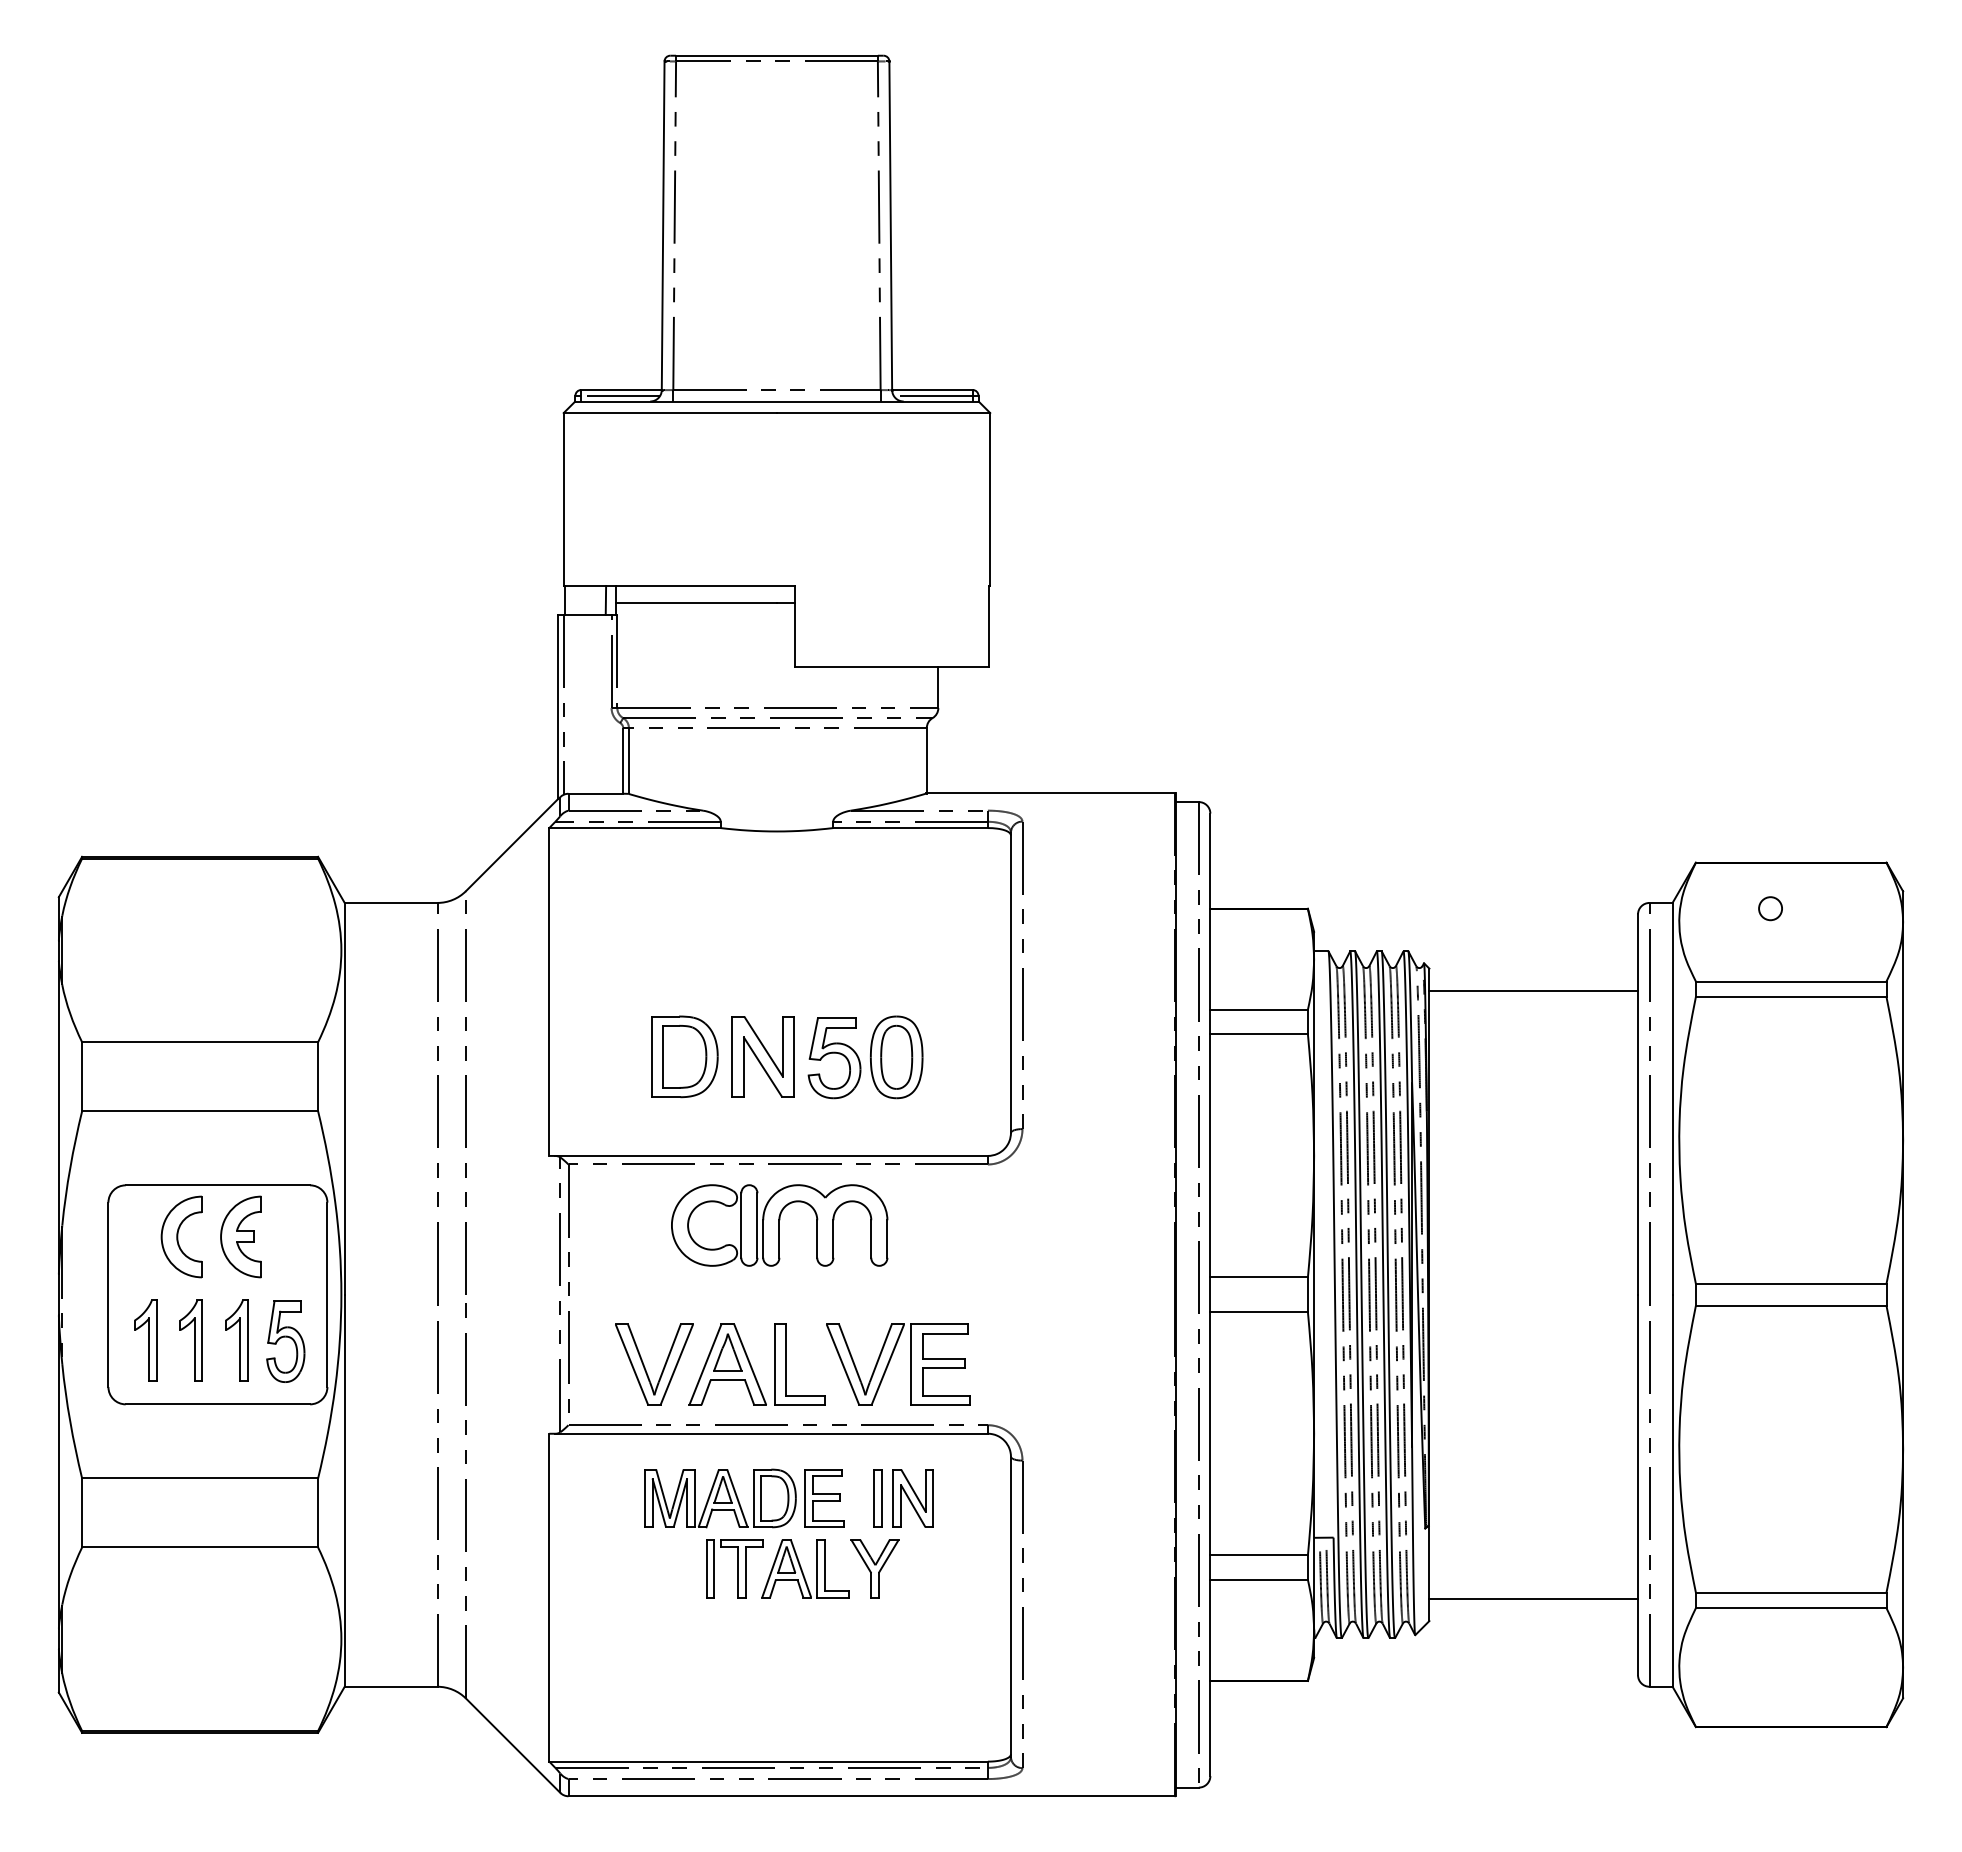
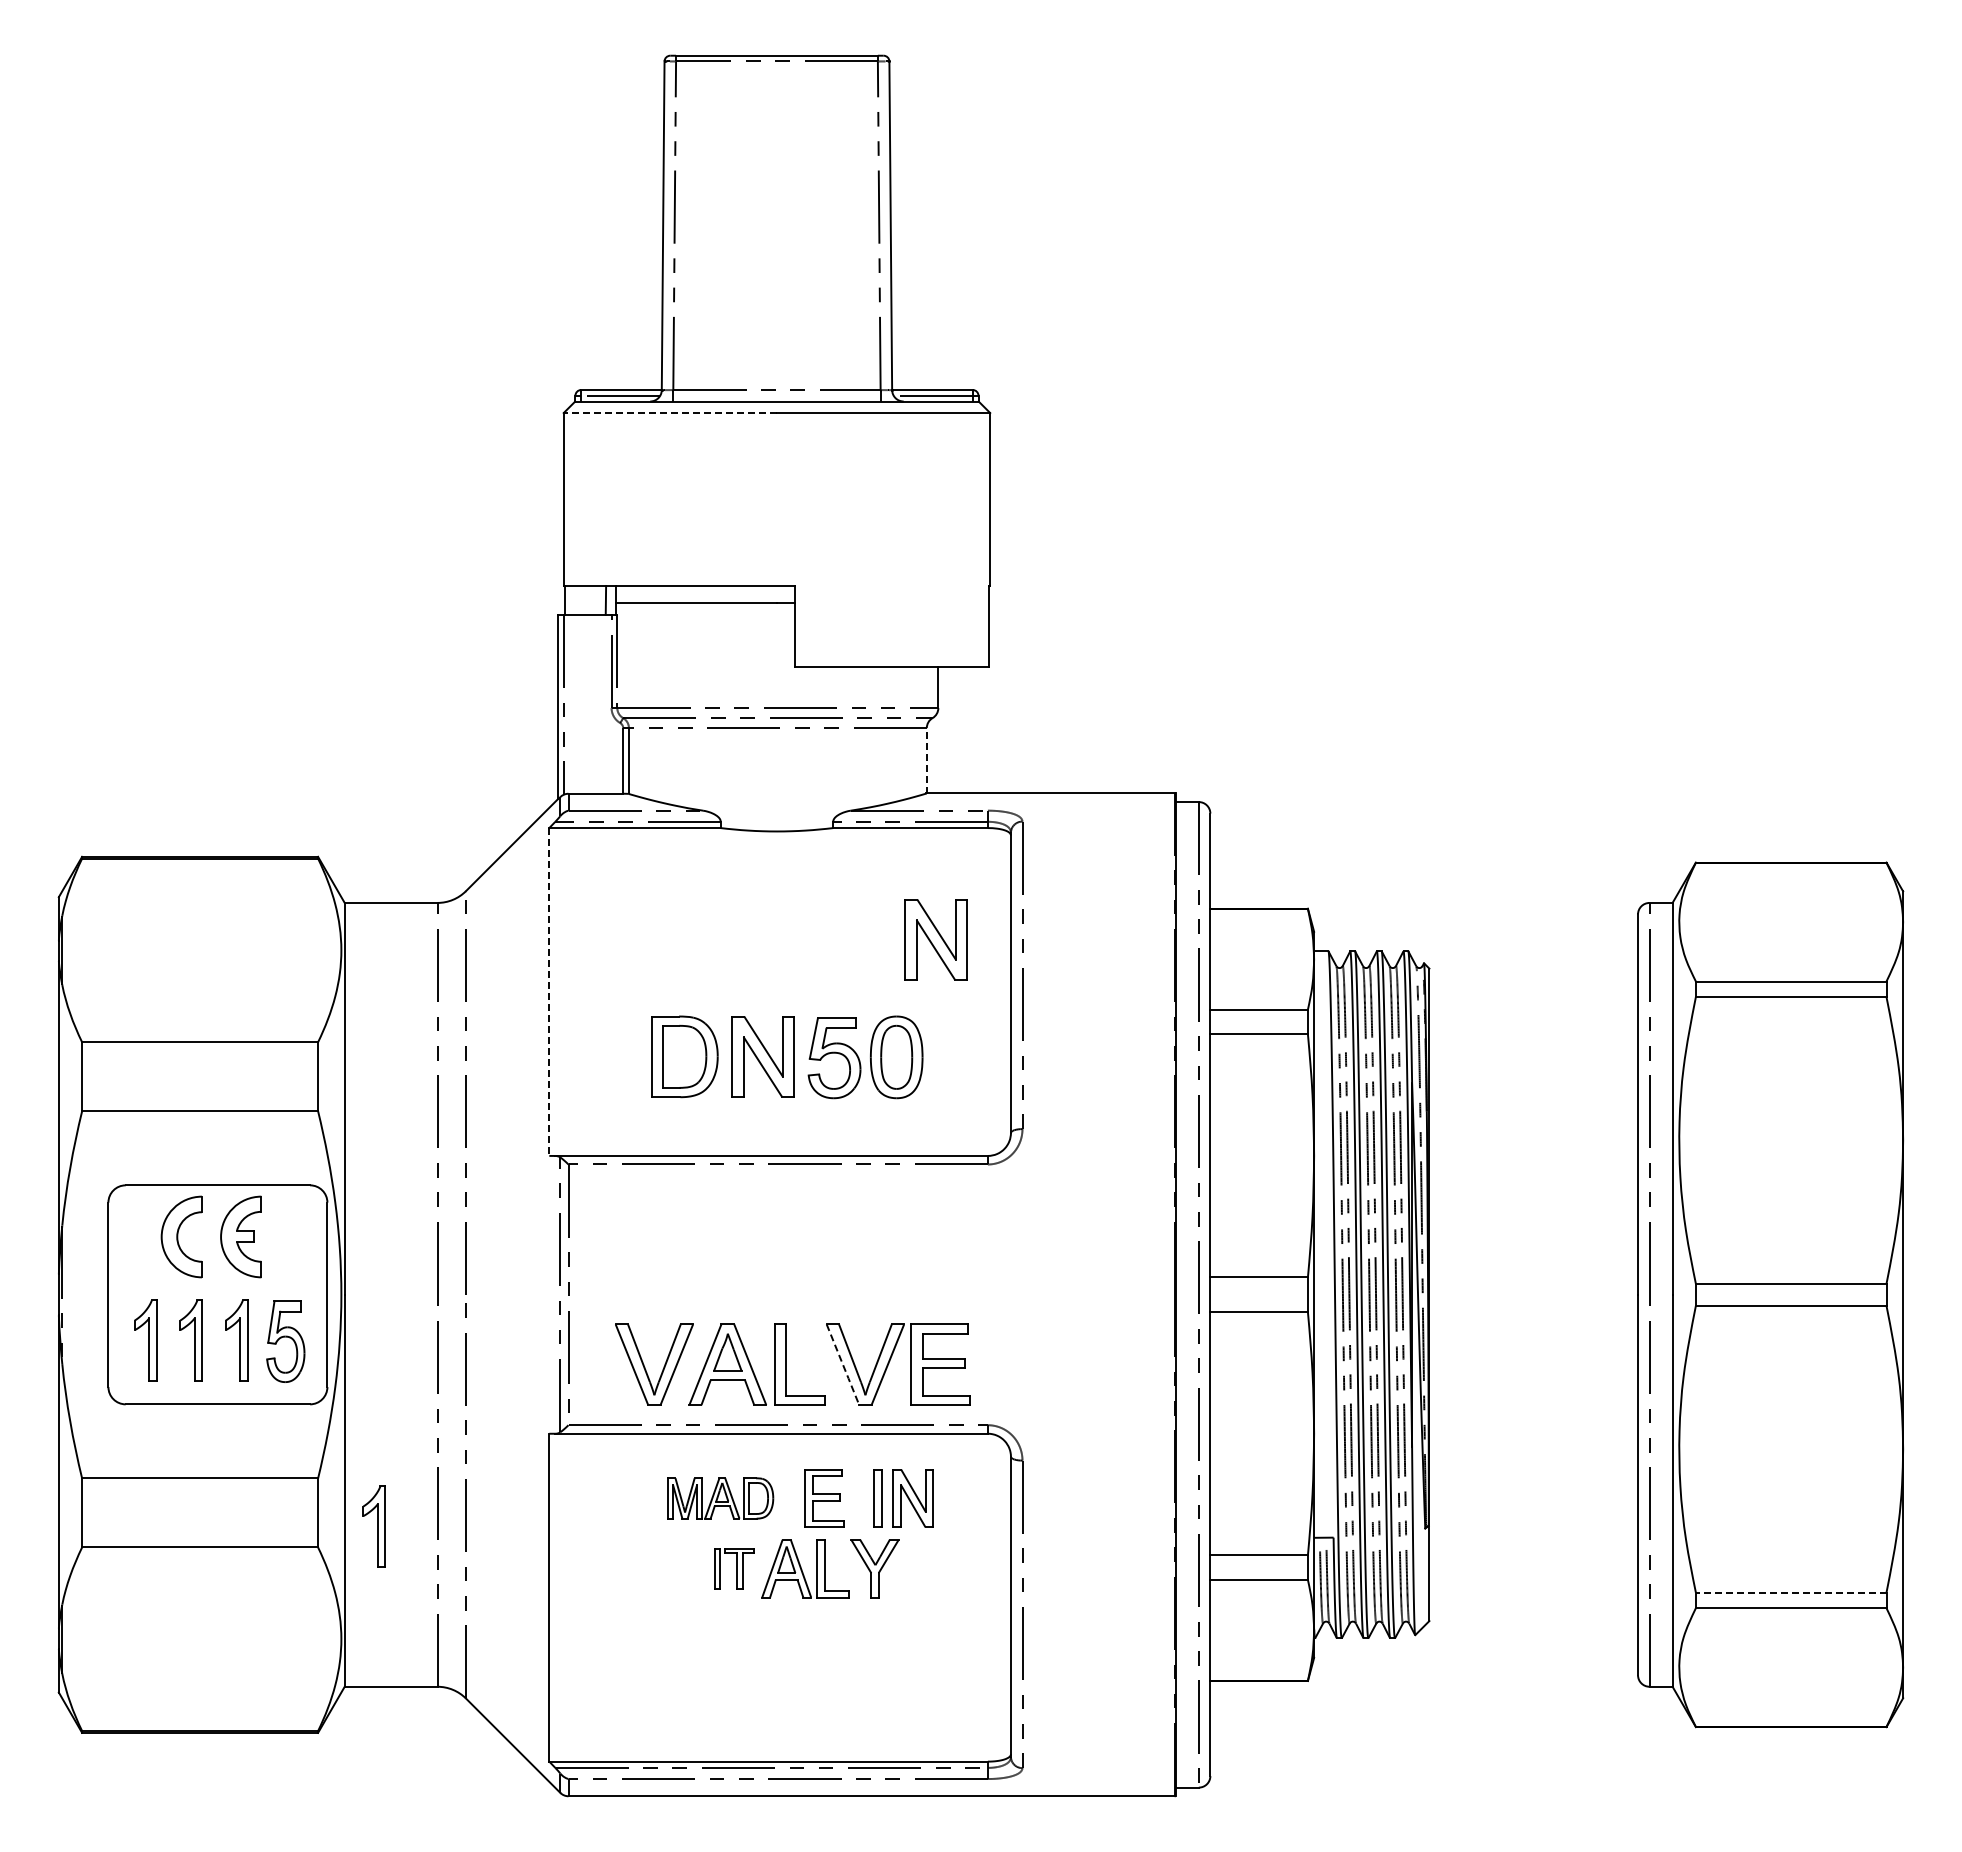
line: solid -> dashed (670, 413)
line: solid -> dashed (926, 760)
circle: present -> none (1770, 908)
part: none -> present (935, 939)
line: present -> none (1533, 991)
line: solid -> dashed (549, 992)
part: present -> none (779, 1225)
line: solid -> dashed (843, 1364)
part size: 153x61 px -> 108x43 px (720, 1498)
part: none -> present (373, 1526)
part size: 58x60 px -> 41x42 px (734, 1568)
line: solid -> dashed (1790, 1592)
line: present -> none (1533, 1598)
